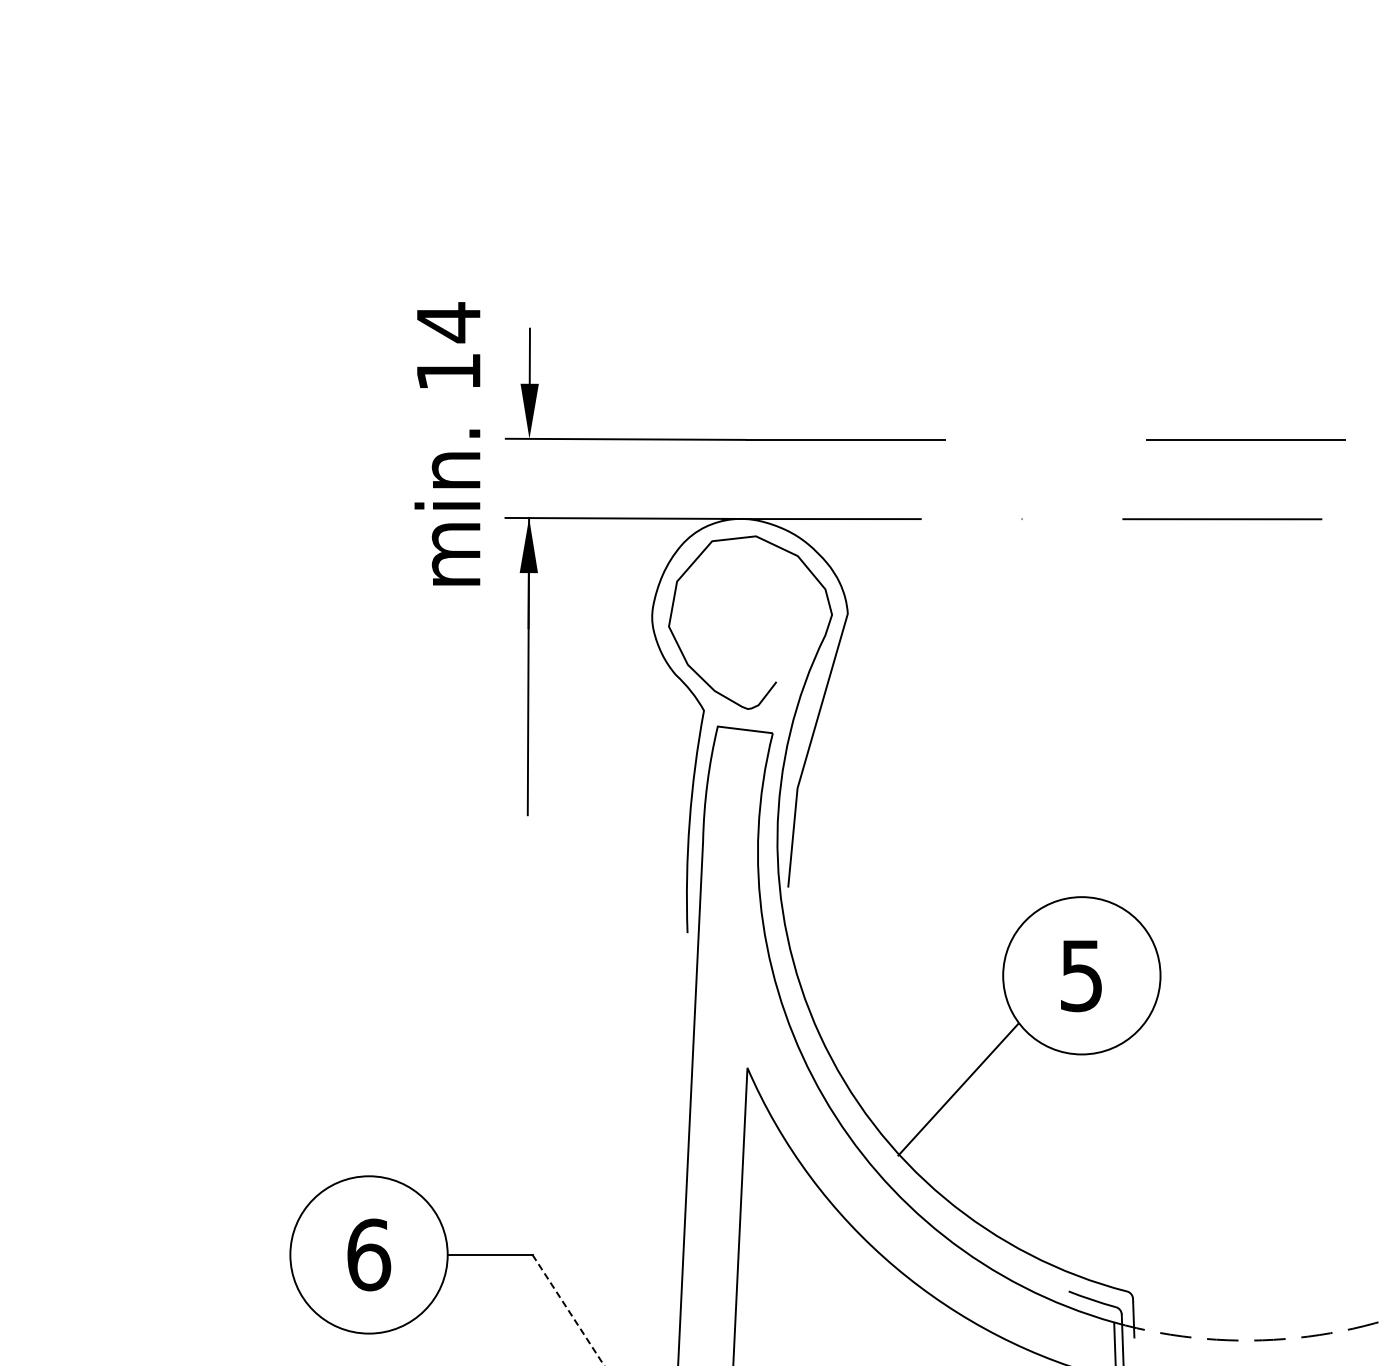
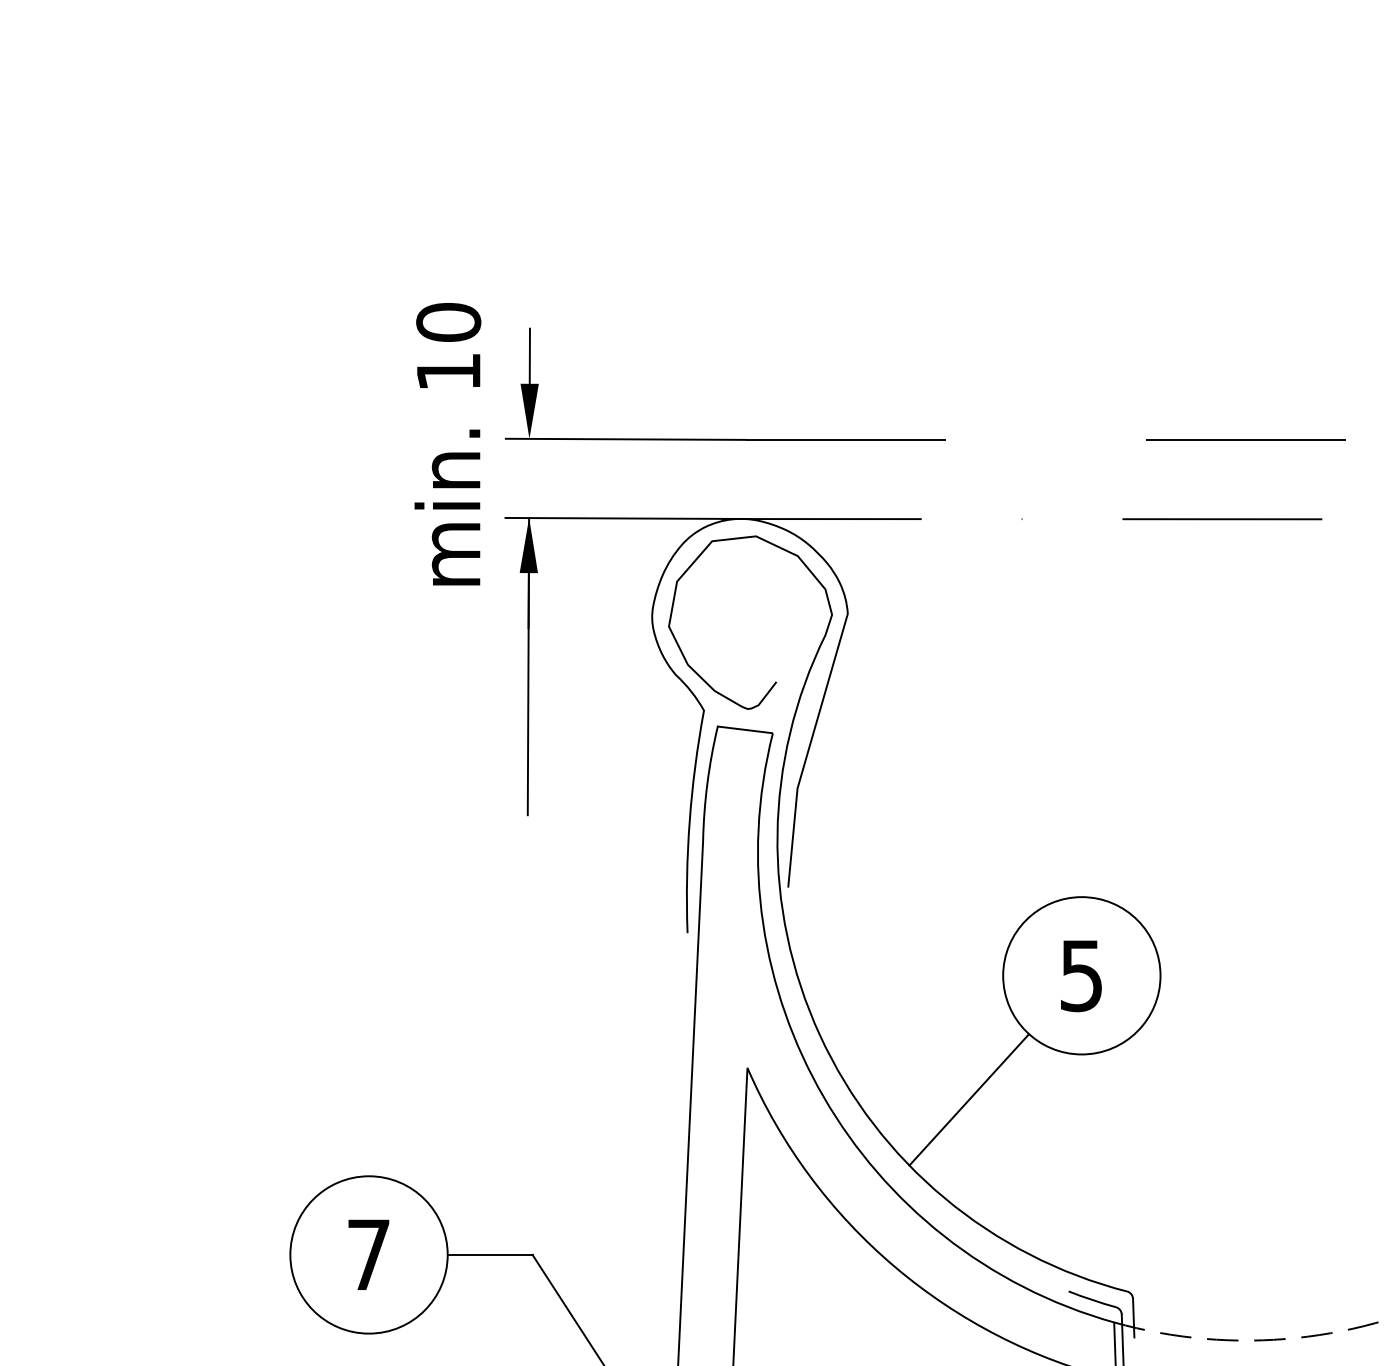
text: 14 -> 10 (448, 322)
line position: (958, 1089) -> (969, 1099) (969, 1099)
text: 6 -> 7 (369, 1254)
line: dashed -> solid (568, 1310)
